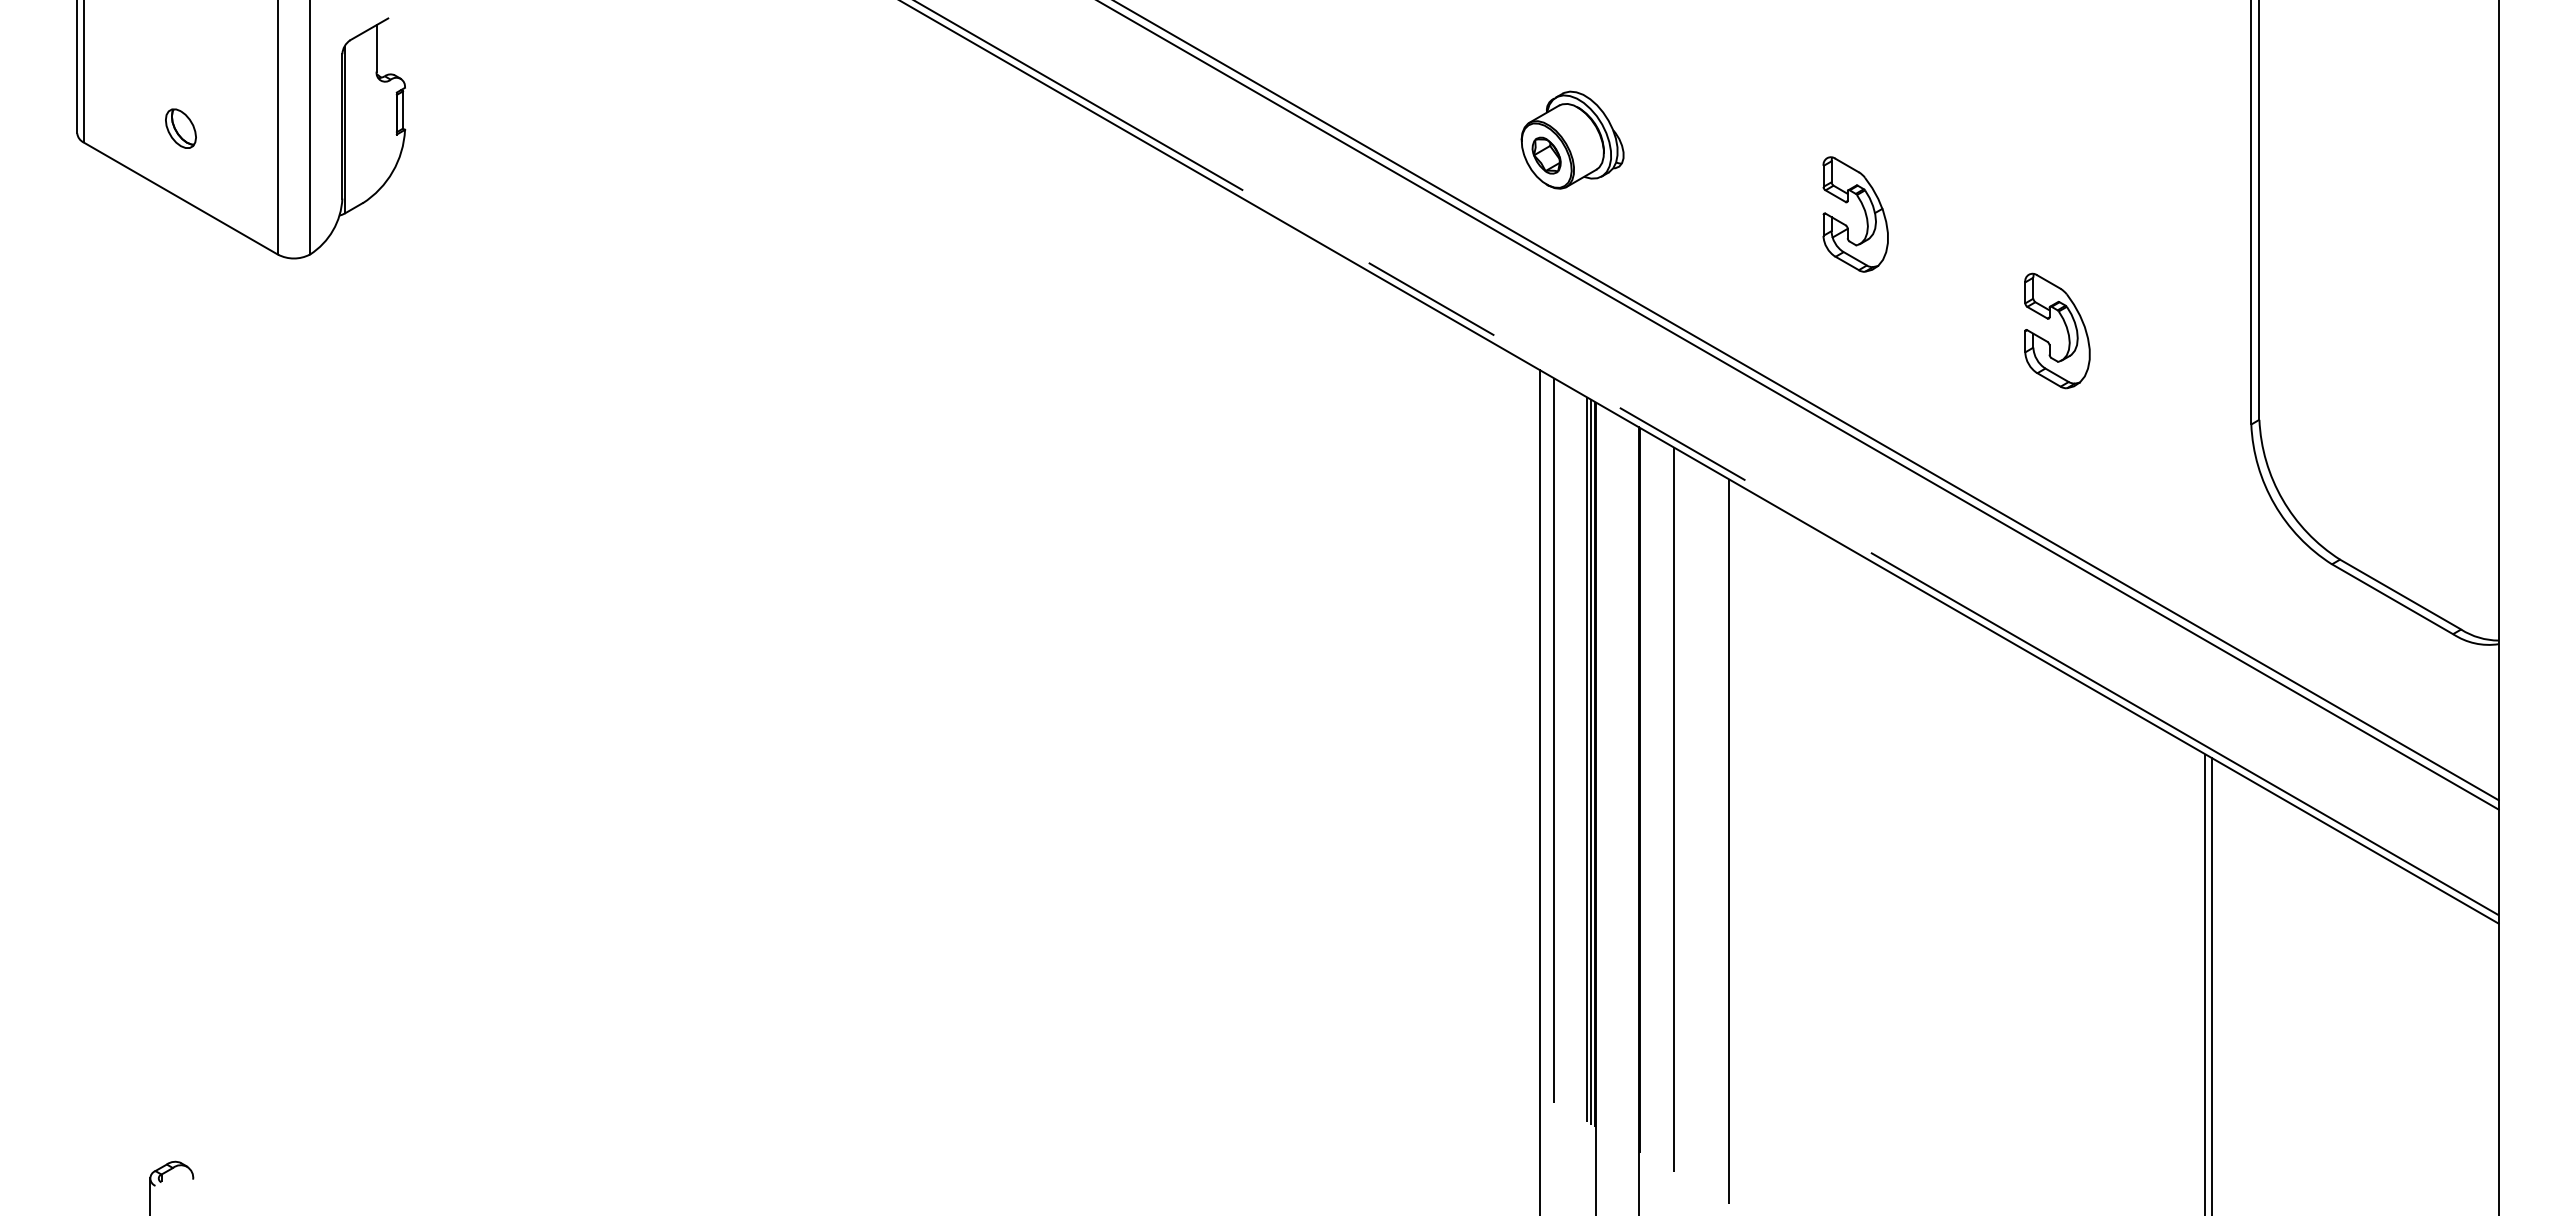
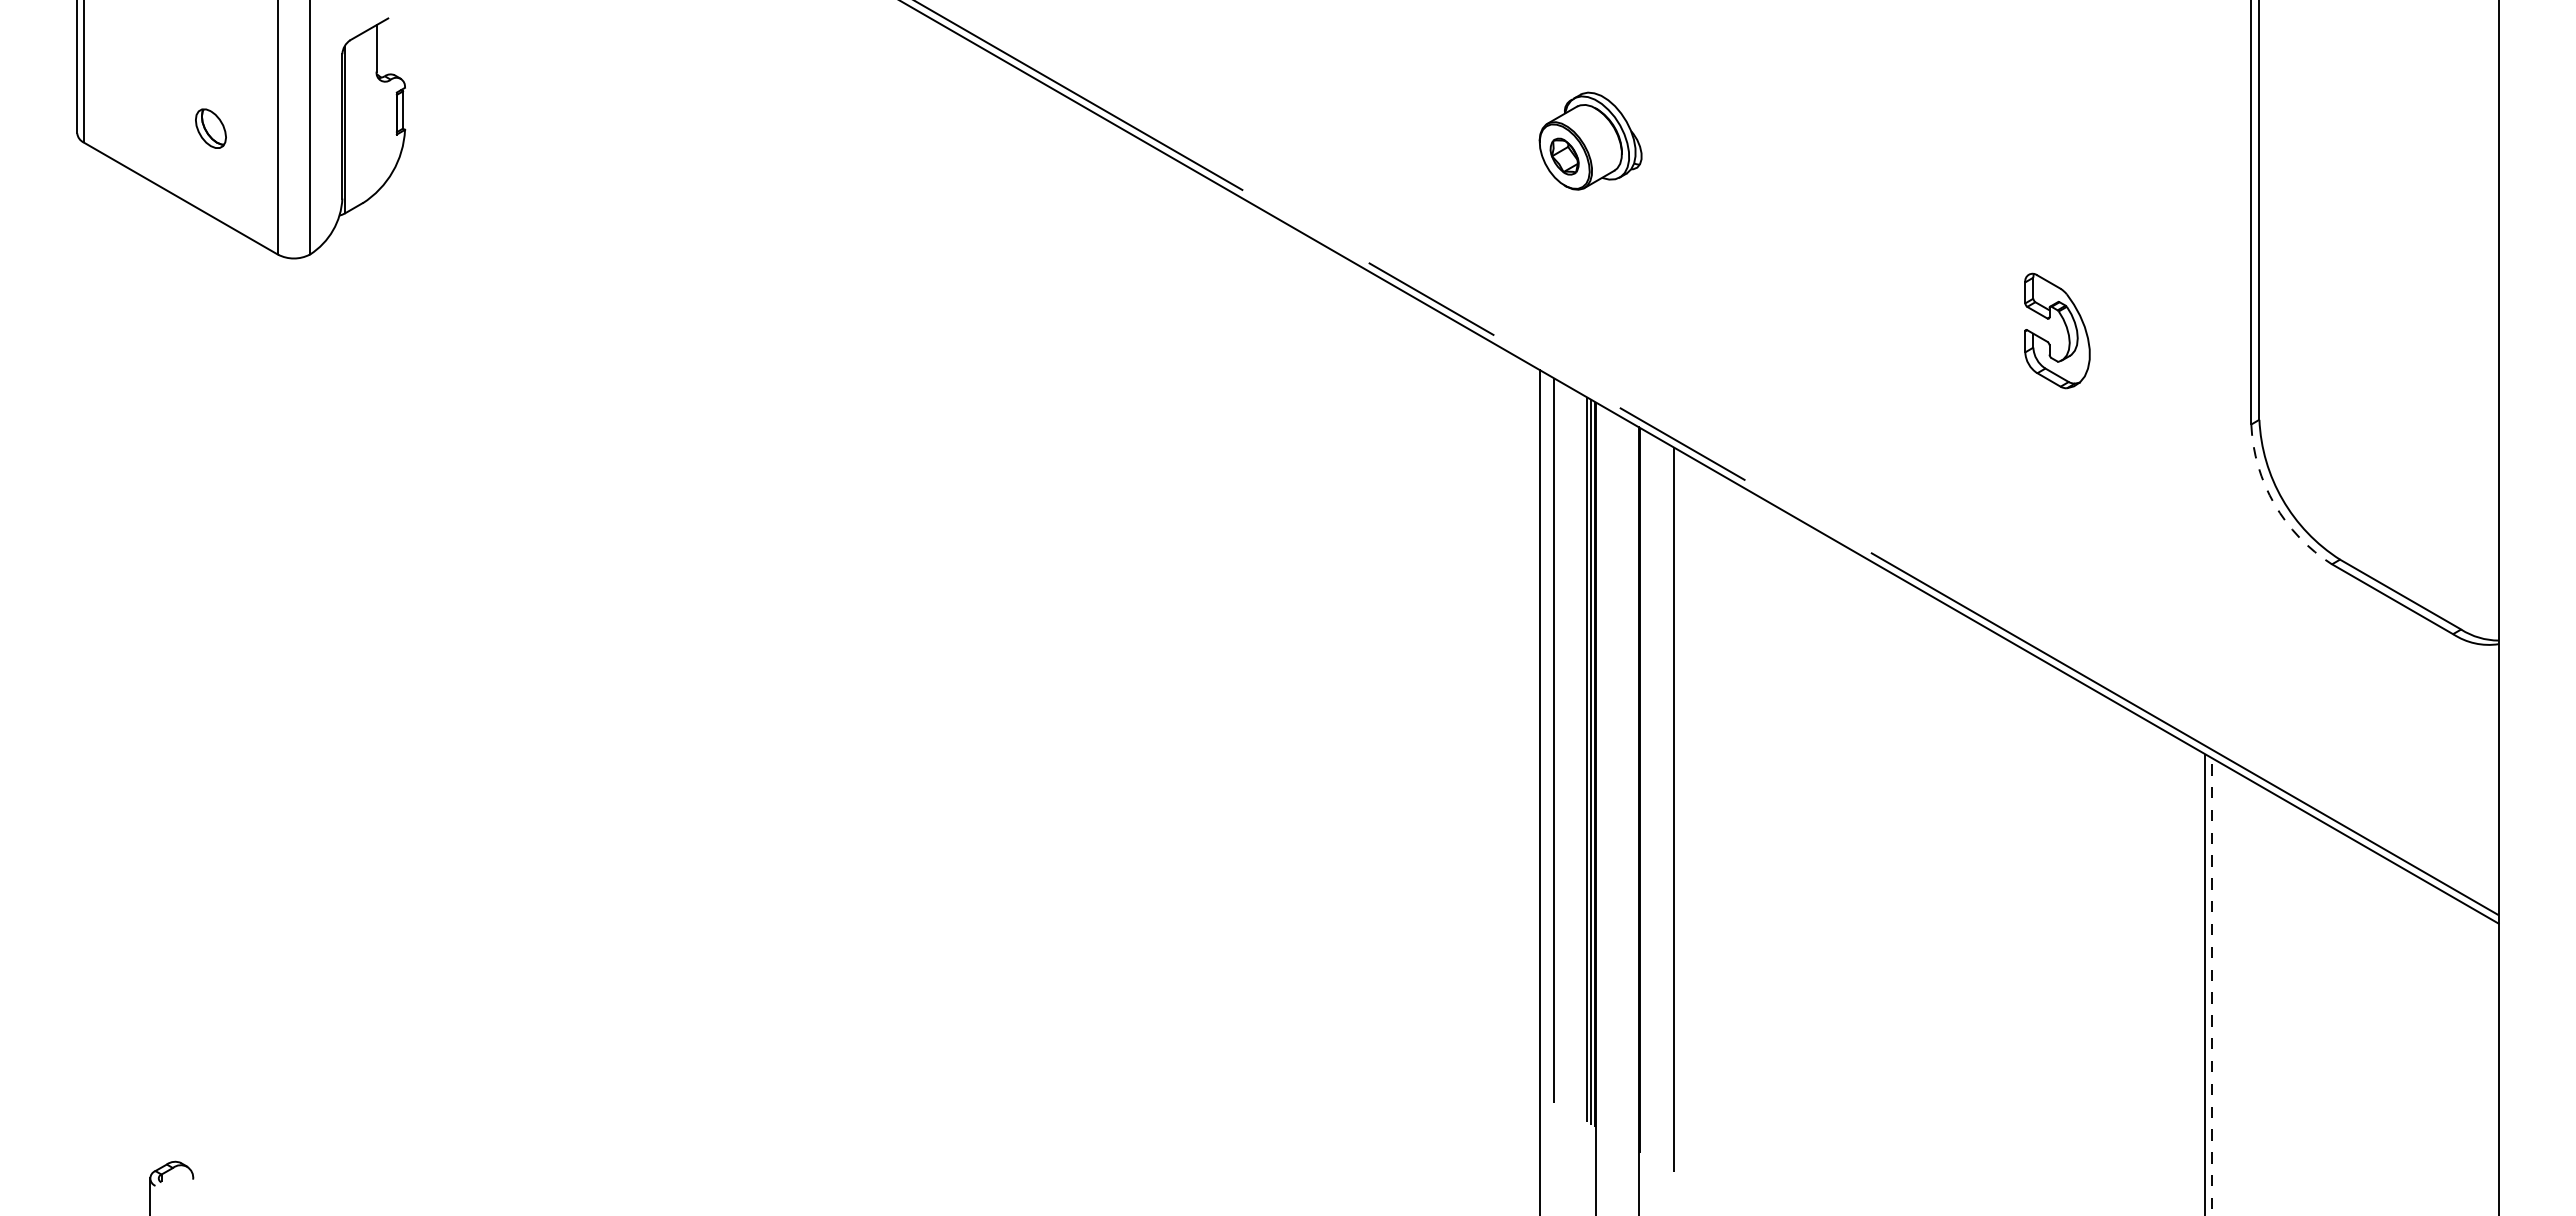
part position: (180, 128) -> (210, 128) (210, 128)
part position: (1572, 139) -> (1590, 140) (1590, 140)
part: present -> none (1864, 213)
line: present -> none (1807, 401)
line: present -> none (1798, 405)
arc: solid -> dashed (2274, 504)
line: present -> none (1729, 845)
line: solid -> dashed (2211, 986)
